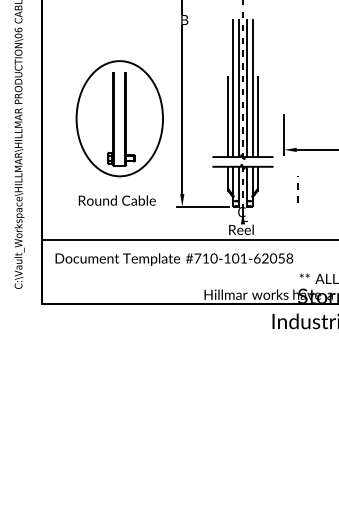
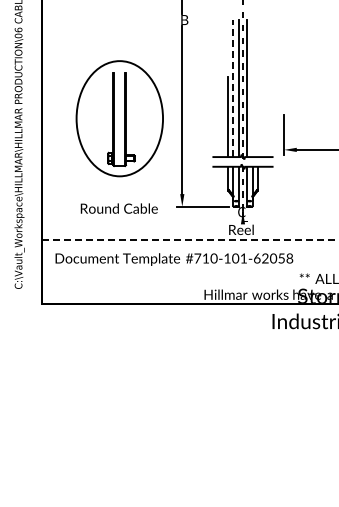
line: solid -> dashed (233, 88)
line: present -> none (252, 88)
line: present -> none (257, 117)
line: present -> none (297, 189)
text position: (116, 200) -> (118, 208) (118, 208)
line: solid -> dashed (189, 239)
